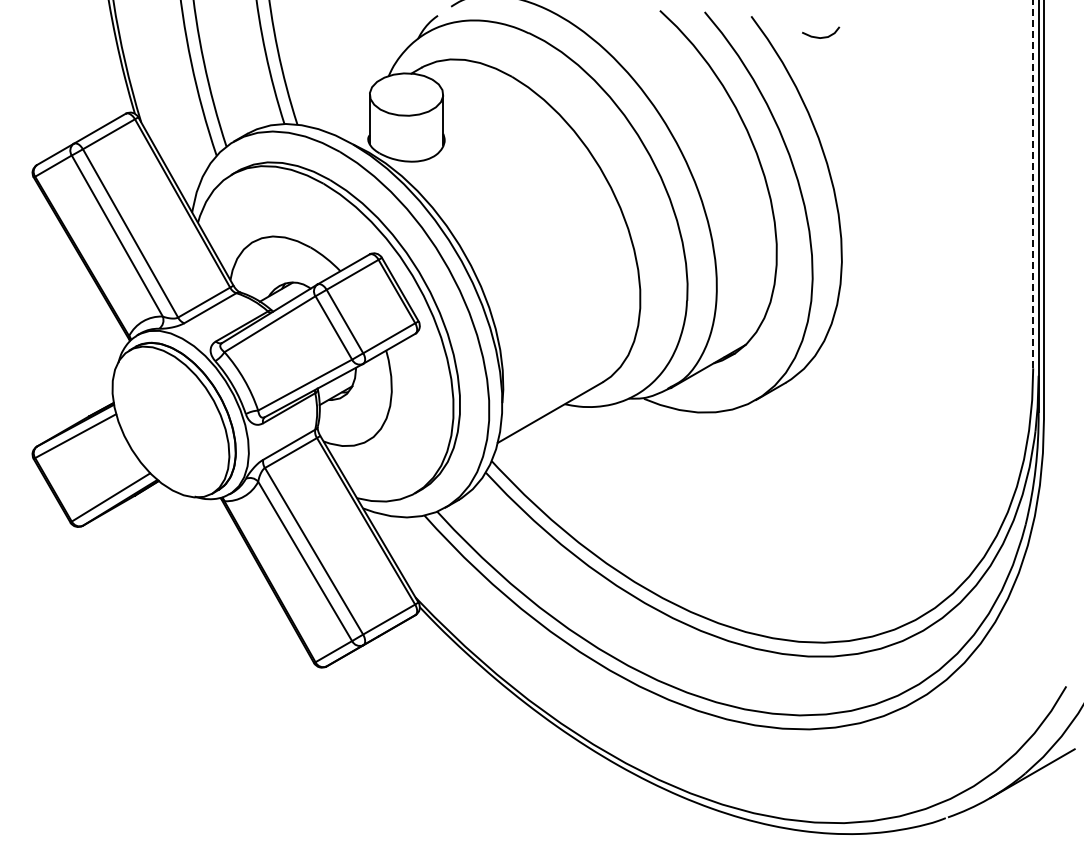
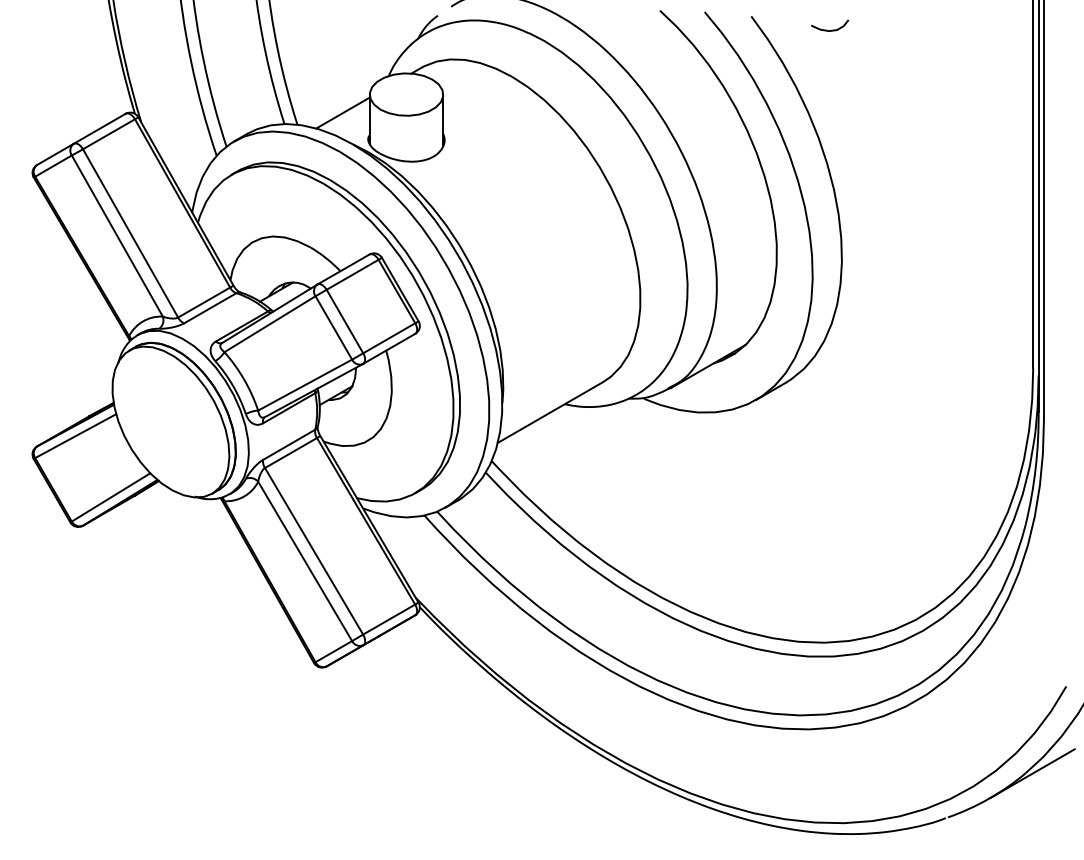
curve position: (822, 36) -> (831, 29) (831, 29)
line: none -> present (342, 112)
line: dashed -> solid (1033, 184)
